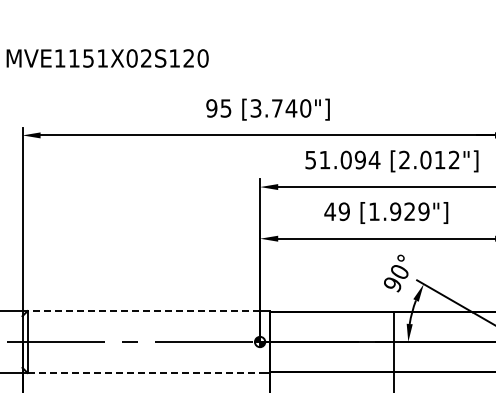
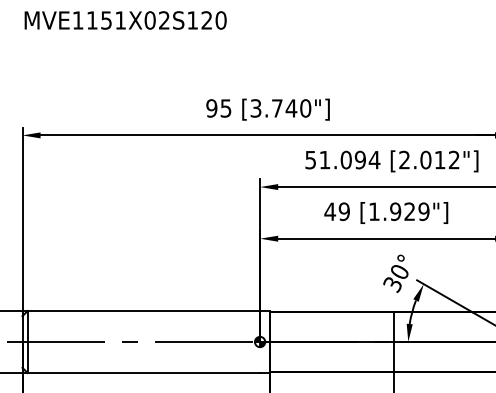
text position: (107, 58) -> (125, 20) (125, 20)
text: 90° -> 30° (392, 284)
line: dashed -> solid (143, 311)
line: dashed -> solid (144, 373)
